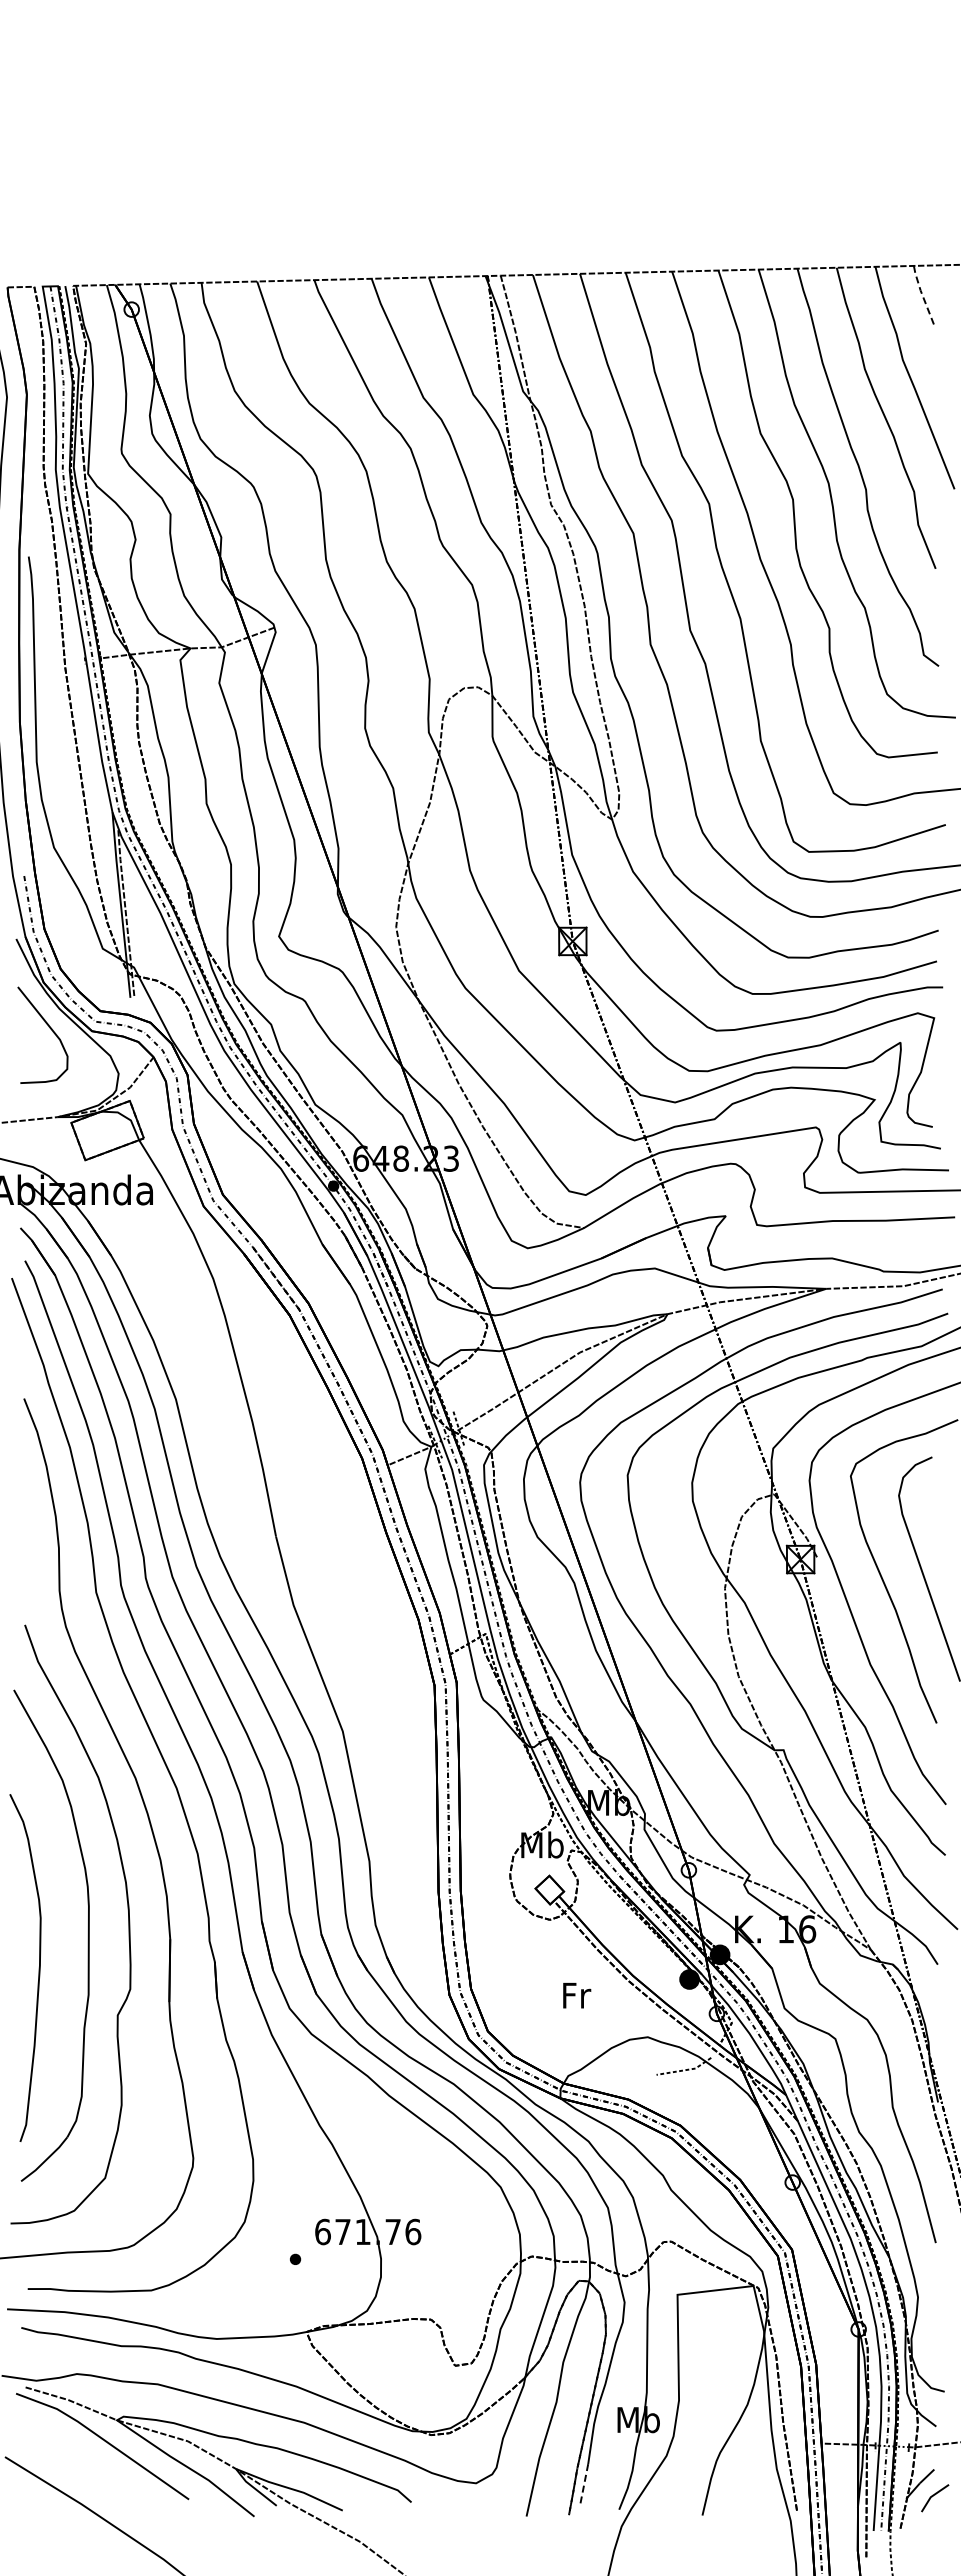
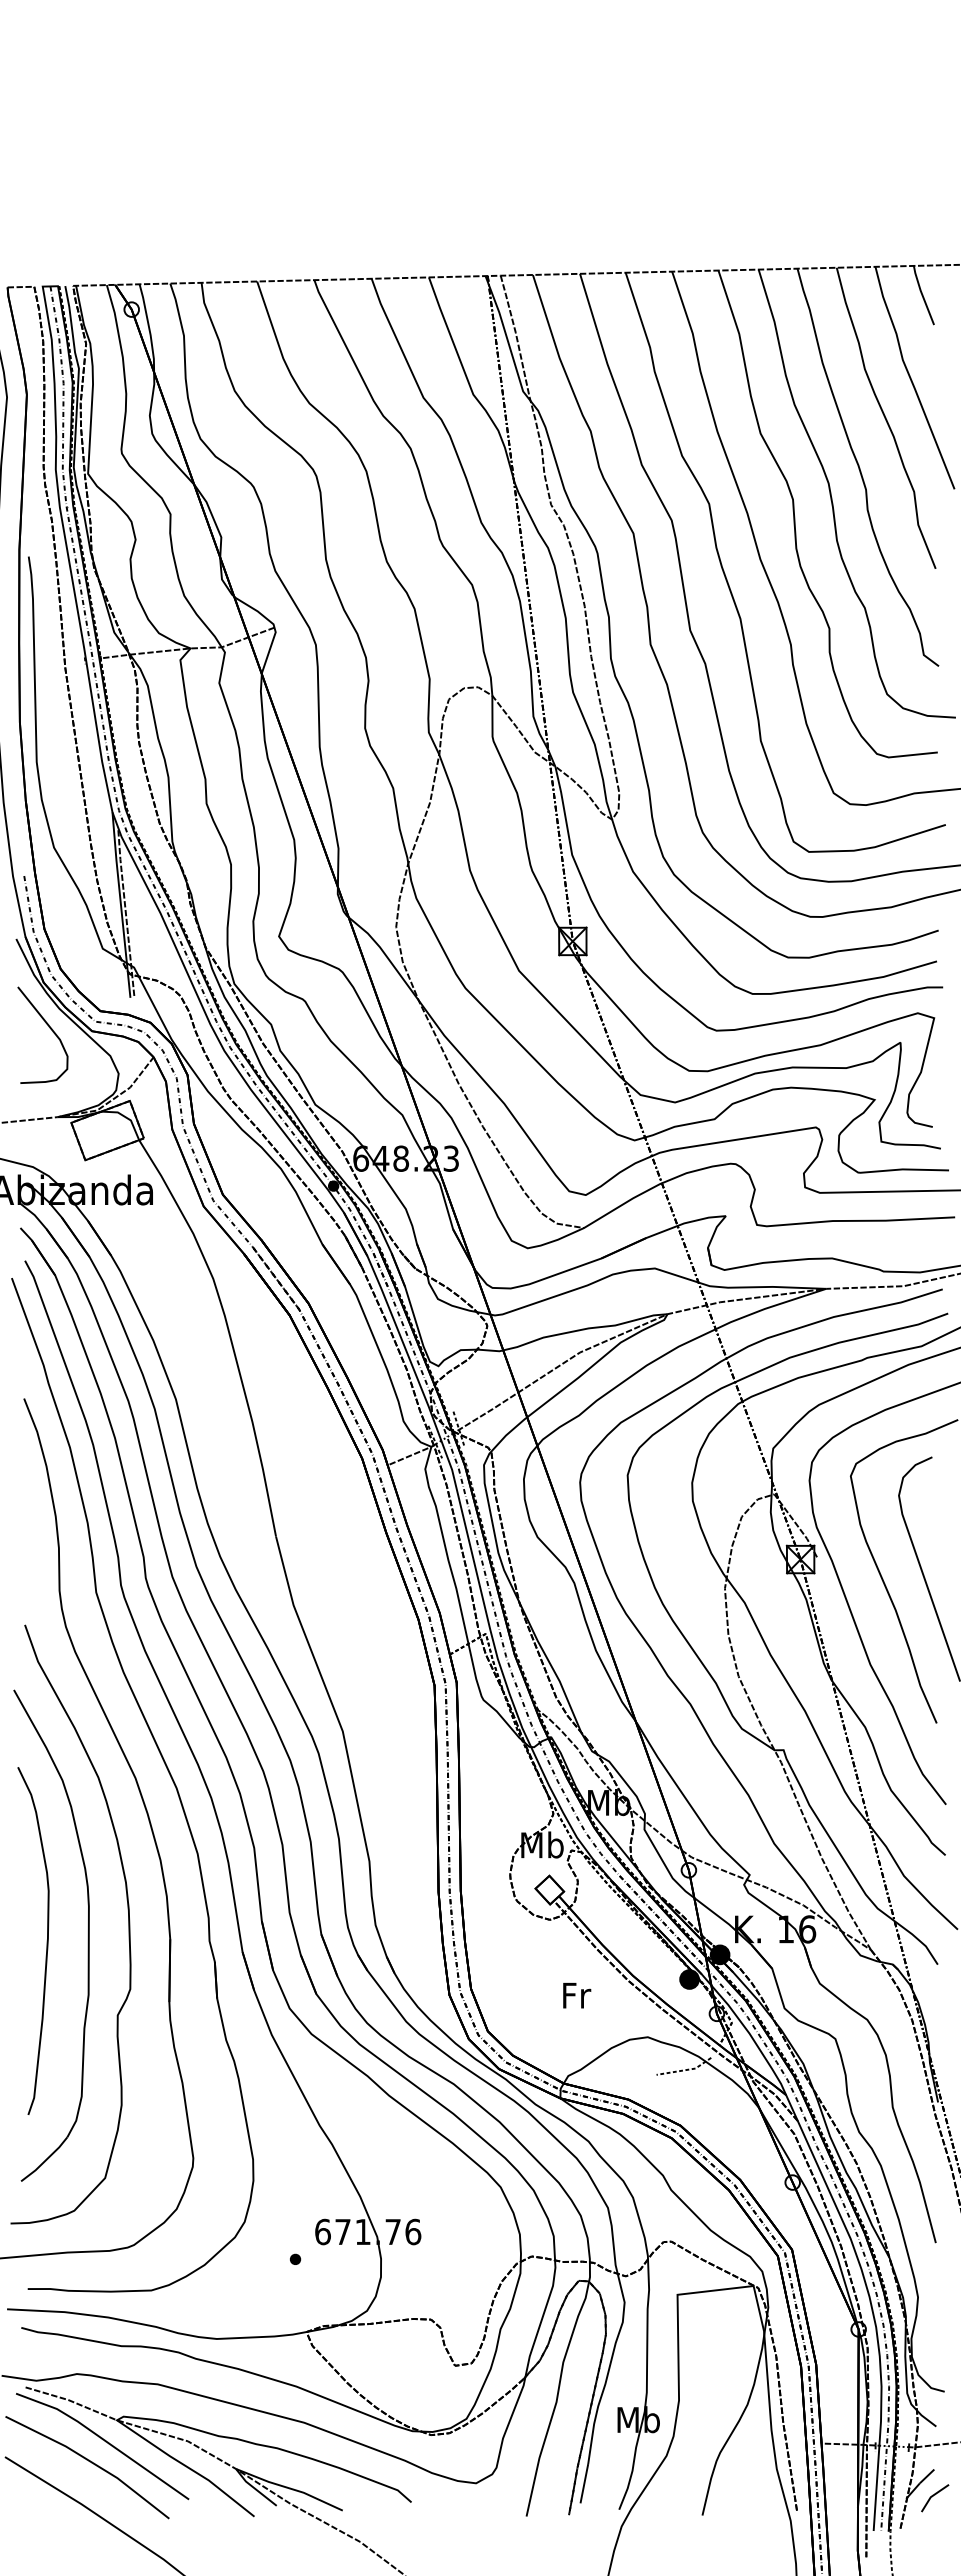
line: dashed -> solid (922, 294)
curve position: (38, 1967) -> (46, 1940) (46, 1940)
line: none -> present (89, 2462)
line: dashed -> solid (584, 2483)
